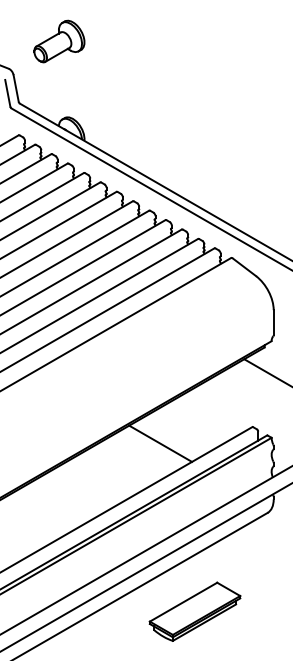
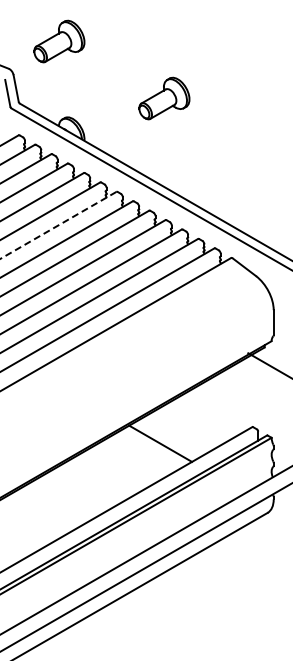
part: none -> present (164, 98)
line: solid -> dashed (58, 225)
line position: (266, 372) -> (268, 365) (268, 365)
part: present -> none (194, 611)
